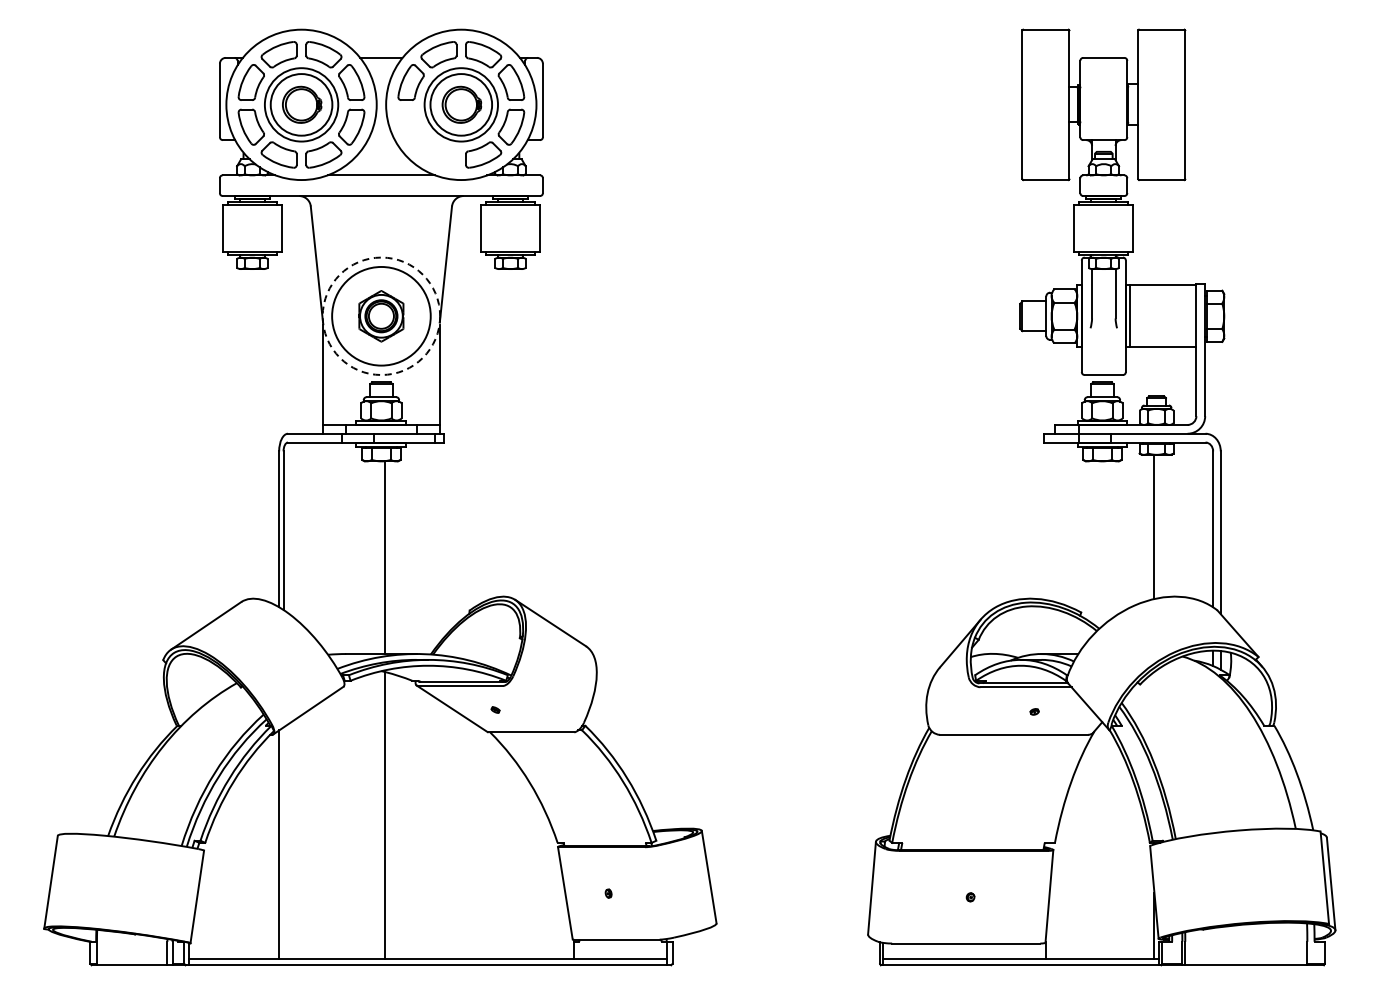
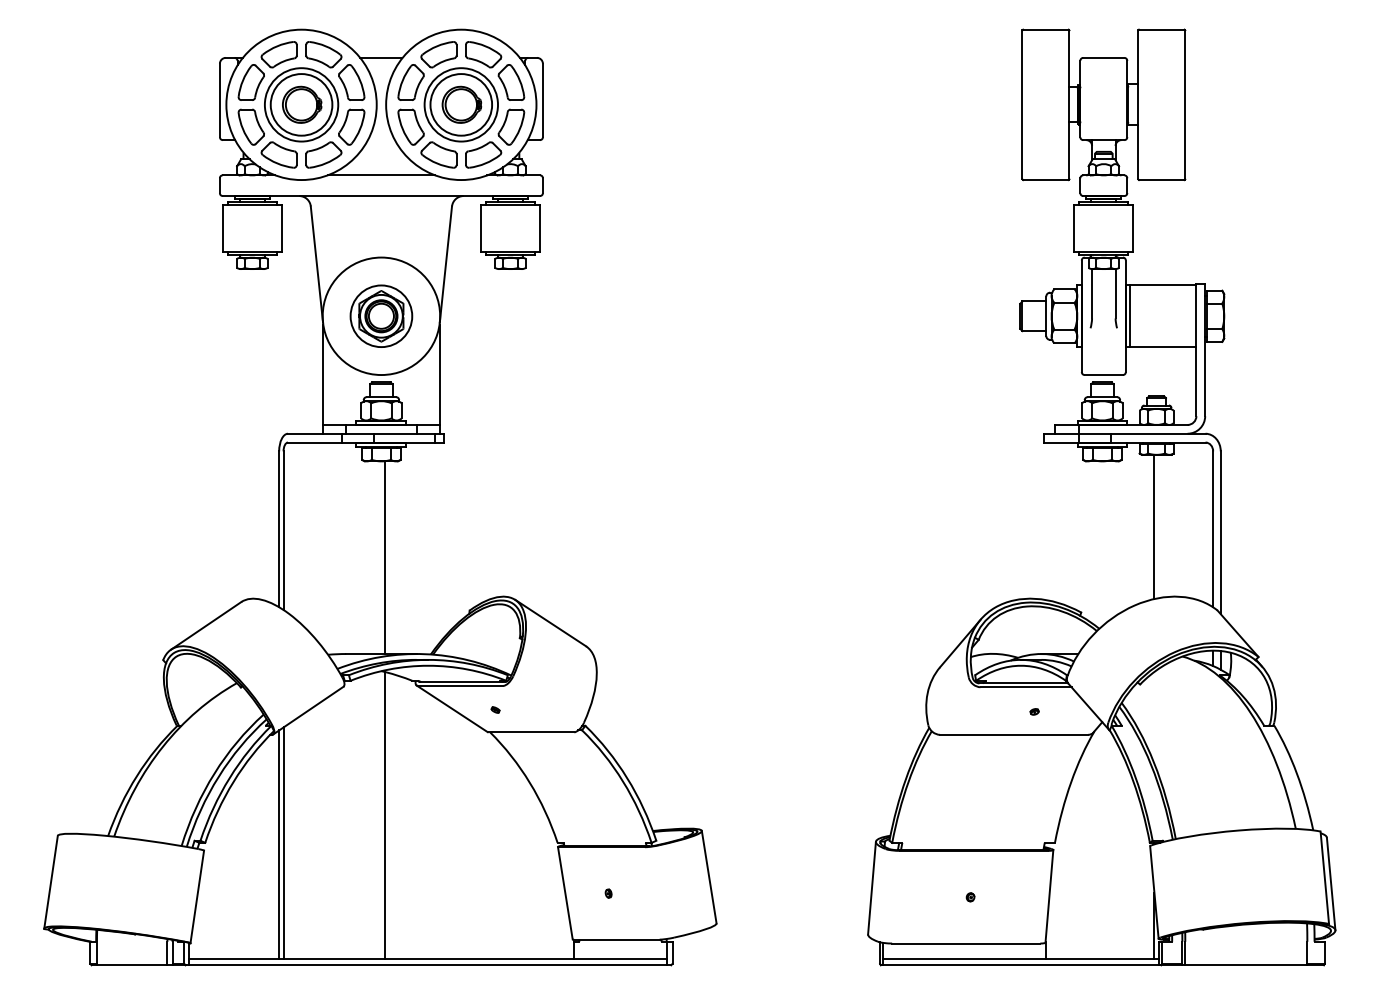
part: none -> present (427, 138)
circle diameter: 99 px -> 62 px (381, 316)
circle: dashed -> solid (381, 316)
line: none -> present (283, 843)
